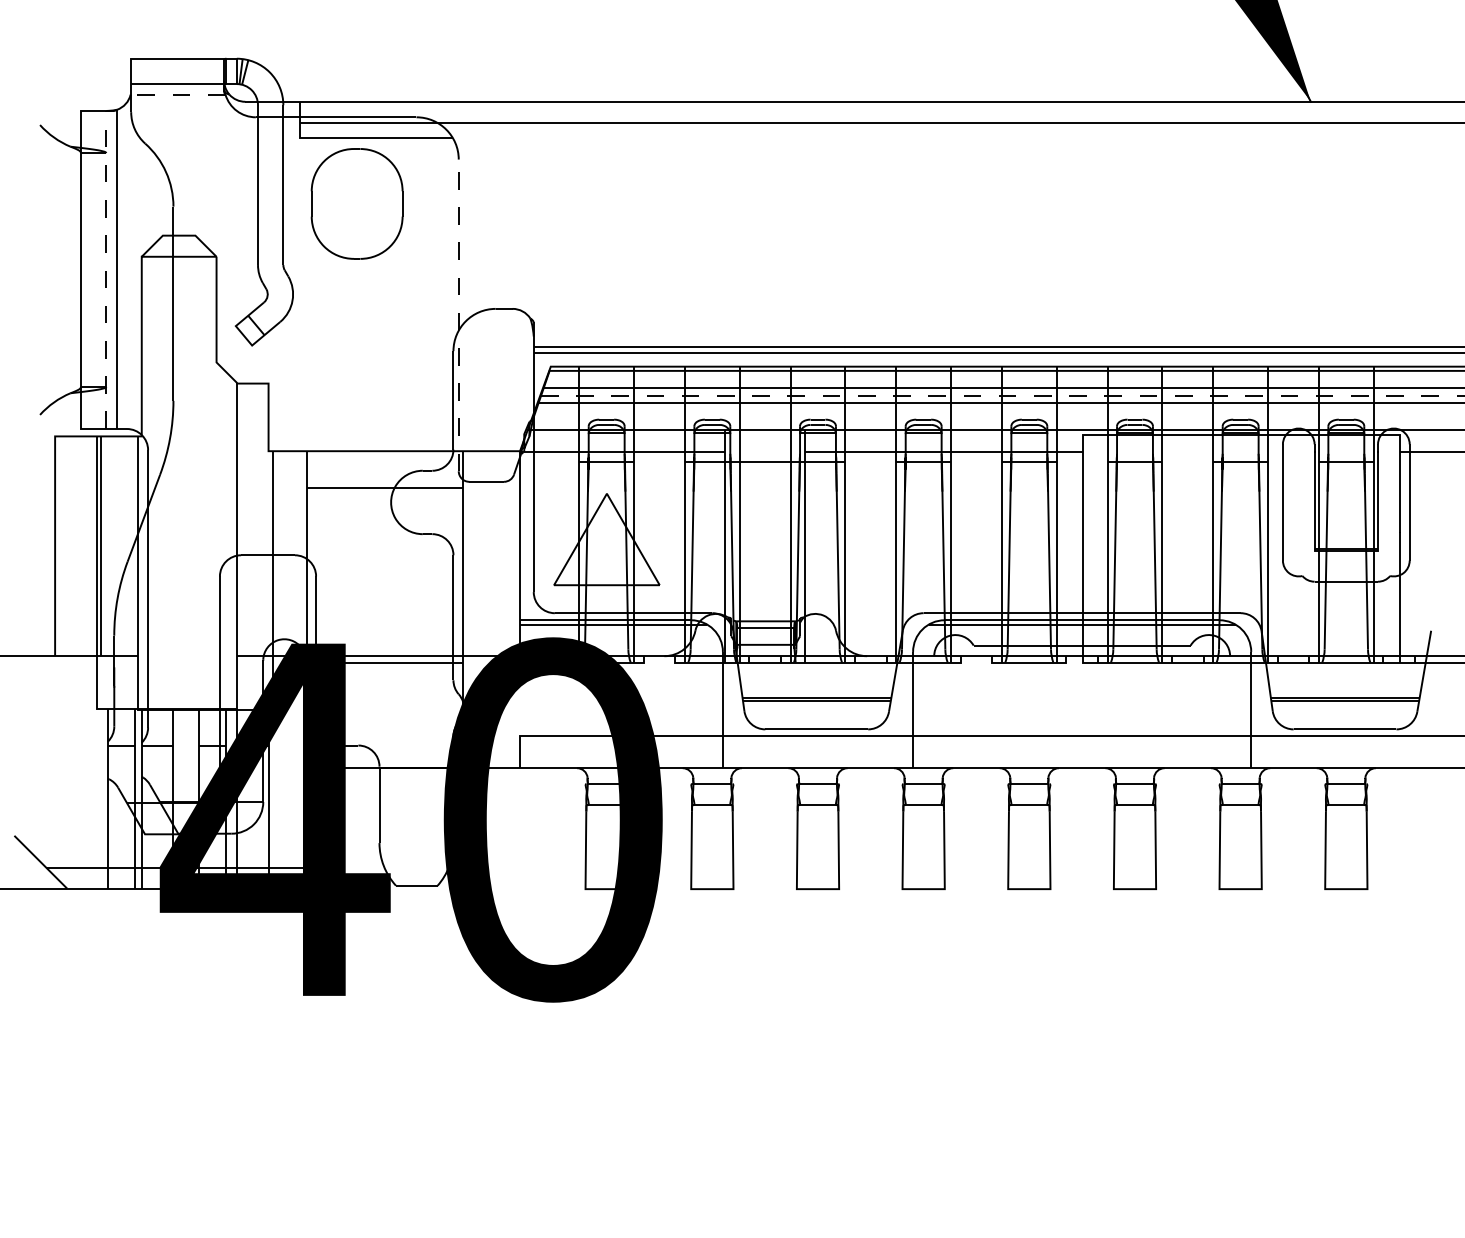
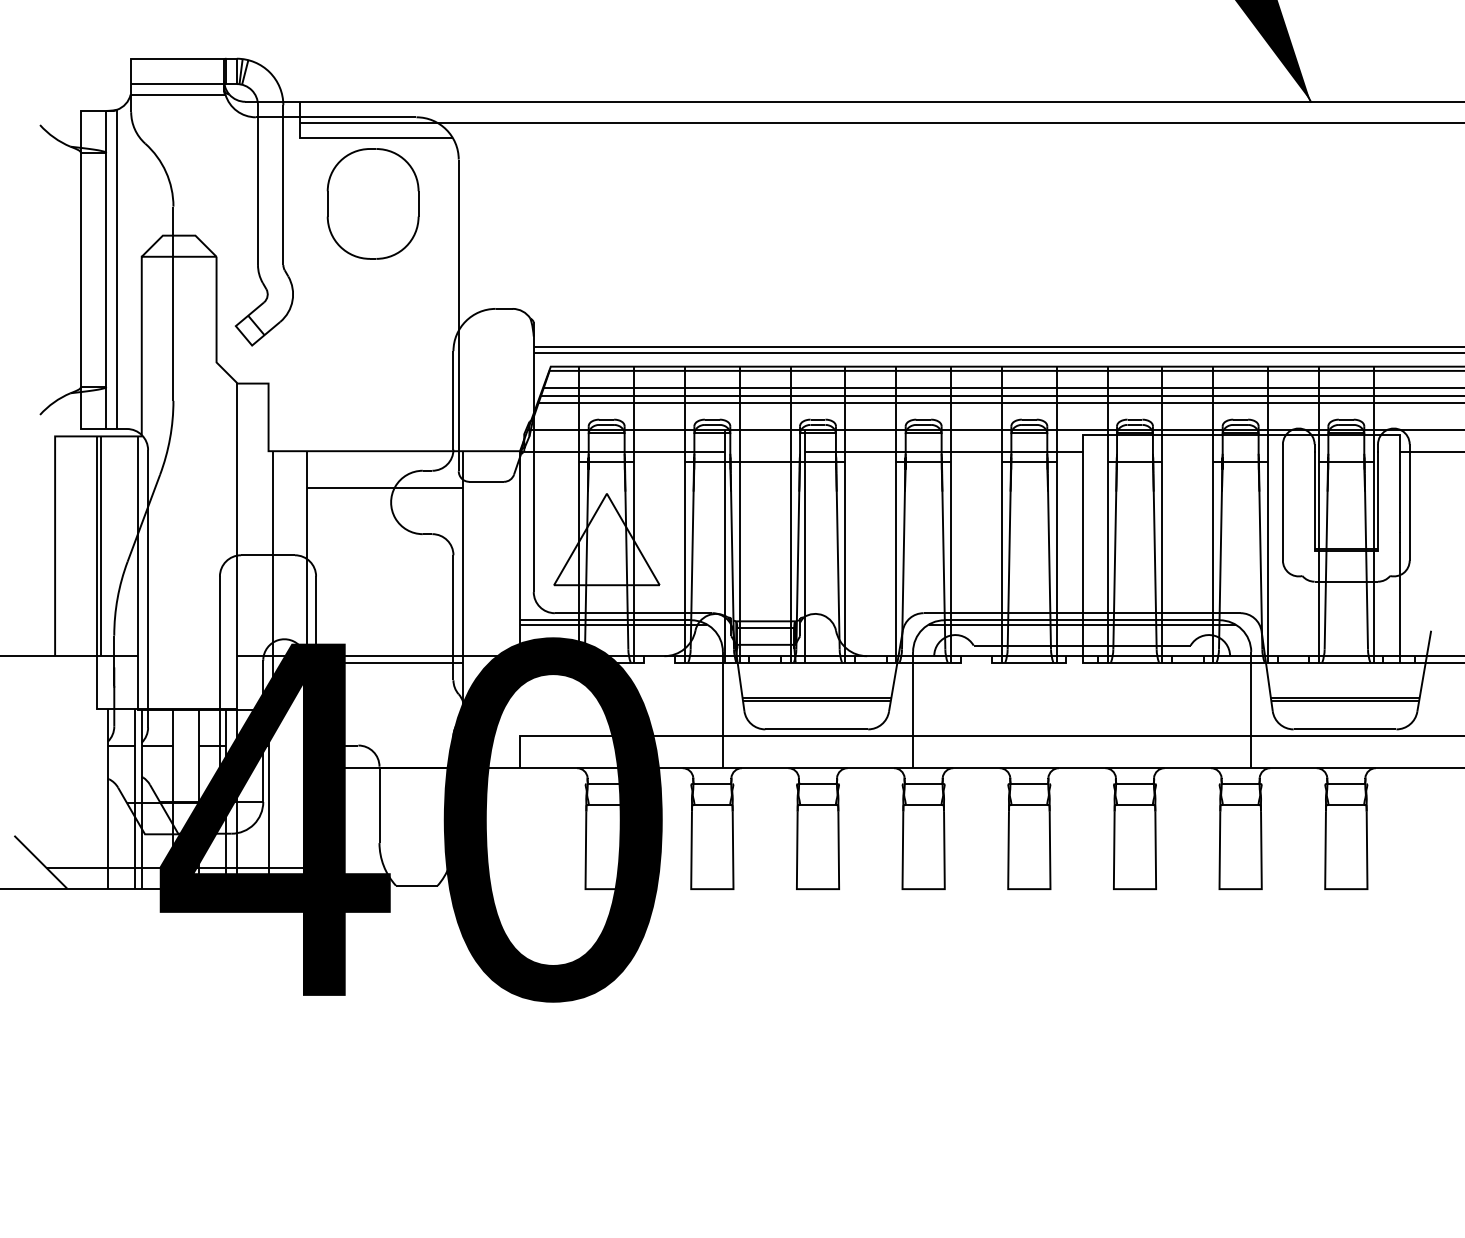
line: dashed -> solid (177, 94)
part position: (356, 203) -> (372, 203) (372, 203)
line: dashed -> solid (106, 269)
line: dashed -> solid (458, 315)
line: dashed -> solid (1002, 396)
